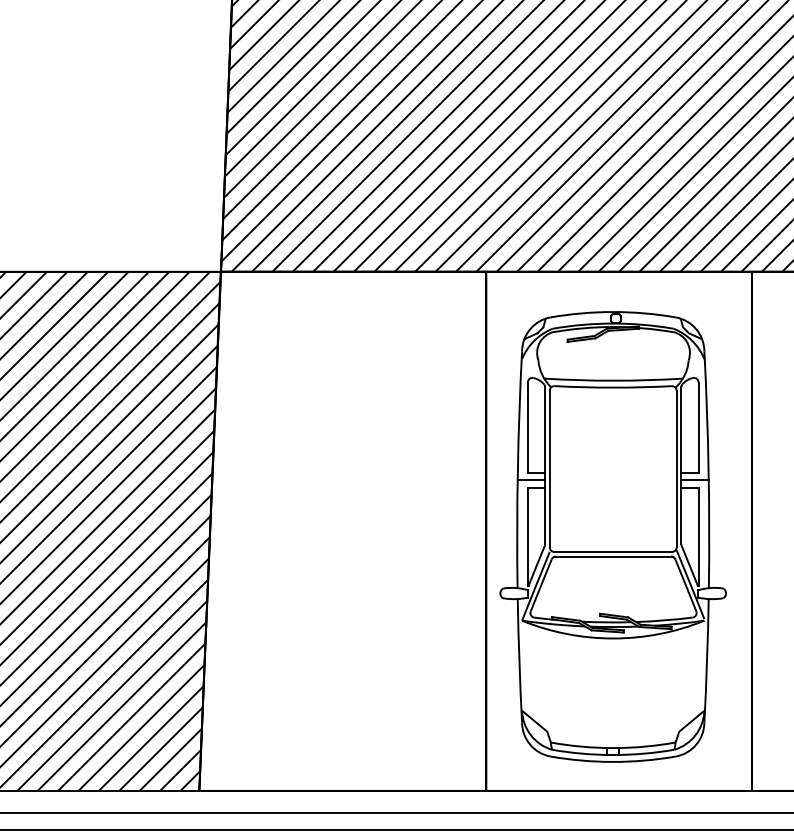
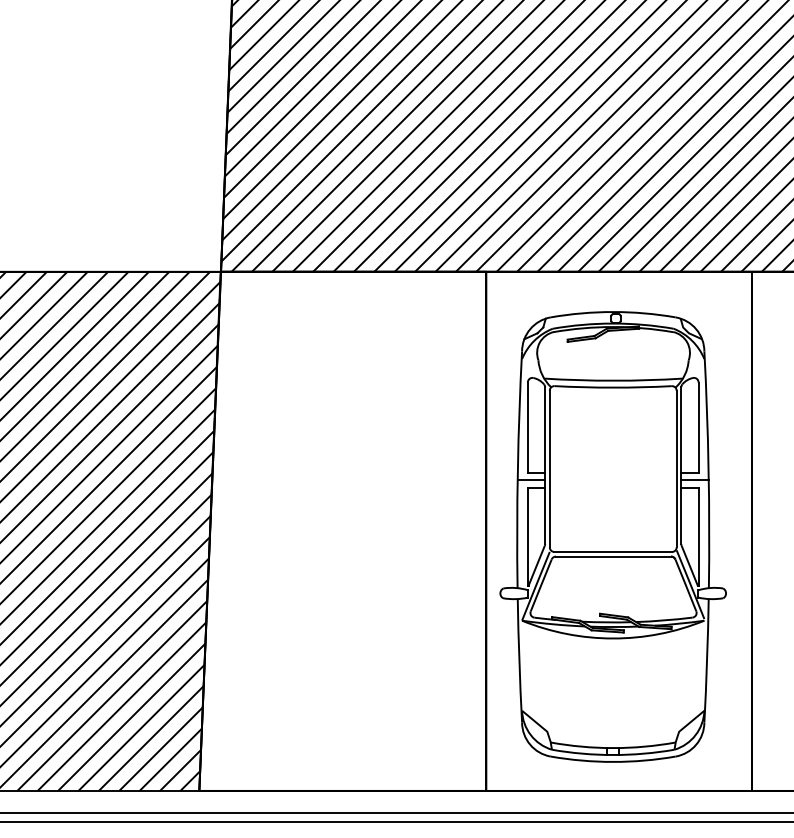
line position: (396, 830) -> (396, 822) (396, 822)
